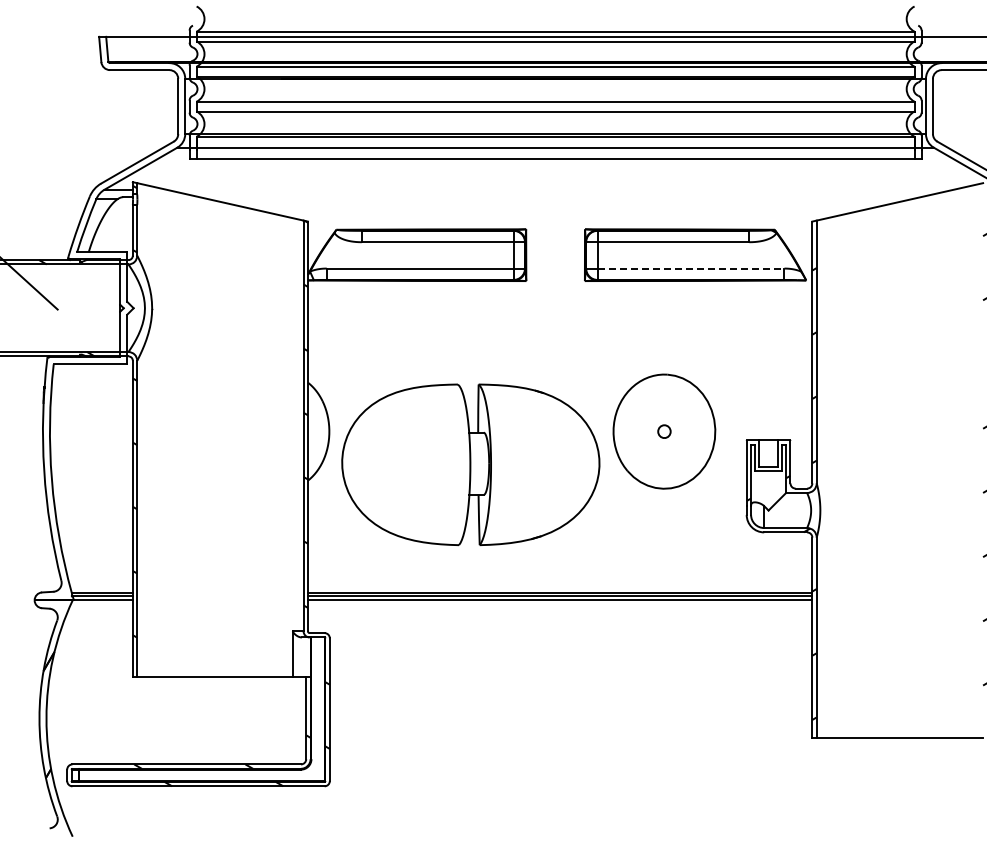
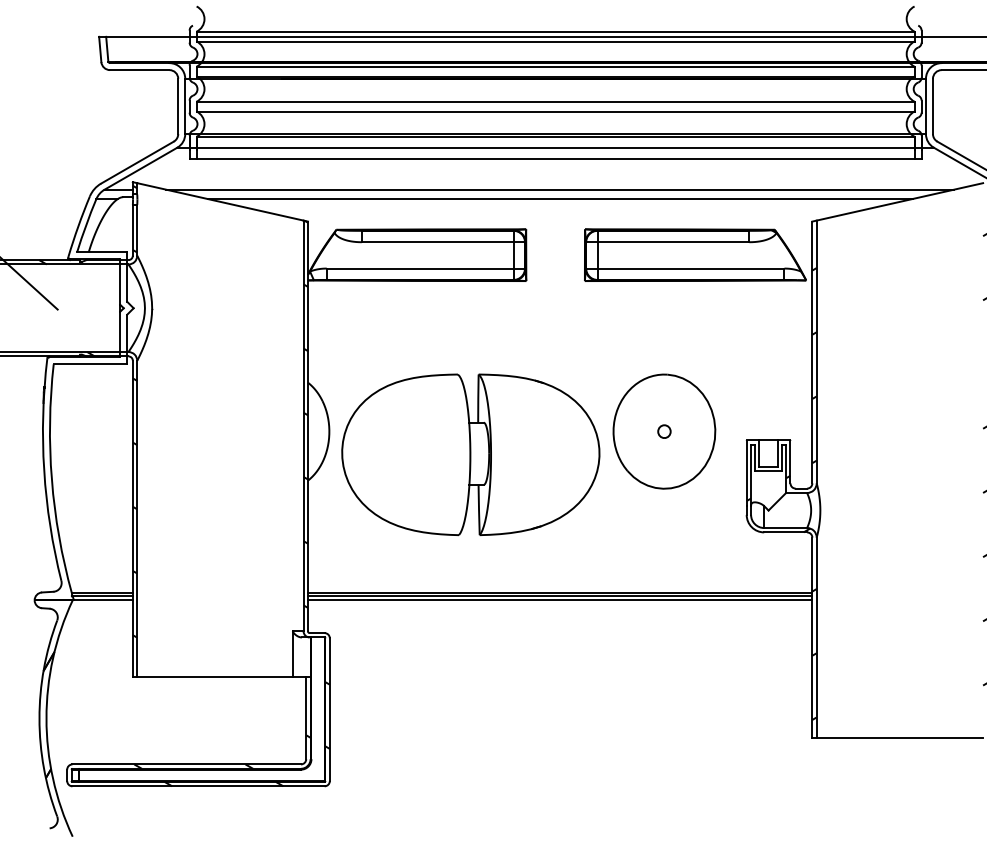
line: none -> present (560, 189)
line: none -> present (559, 198)
line: dashed -> solid (691, 268)
part position: (470, 464) -> (470, 454) (470, 454)
